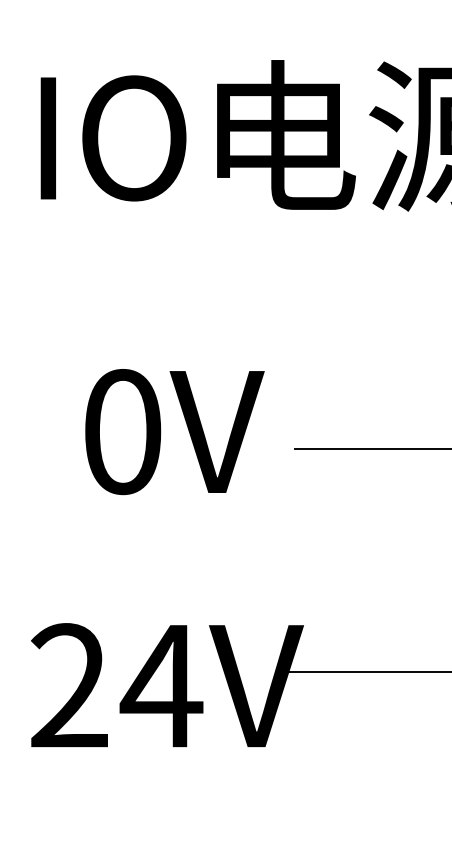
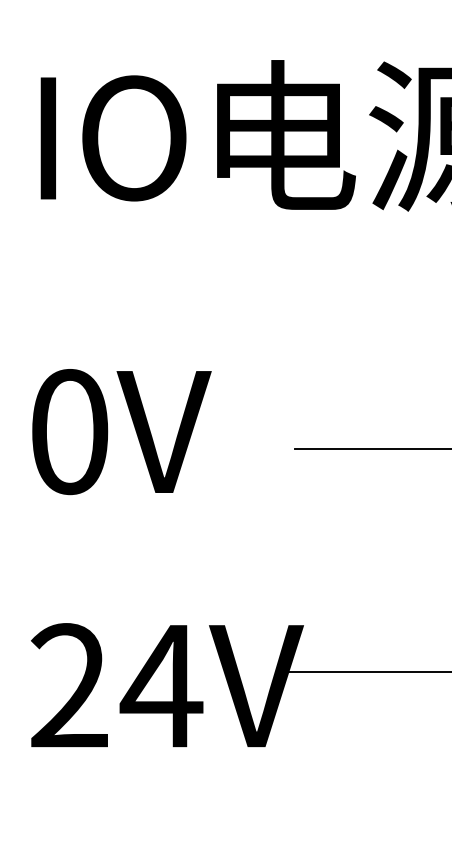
text position: (174, 432) -> (121, 432) (121, 432)
